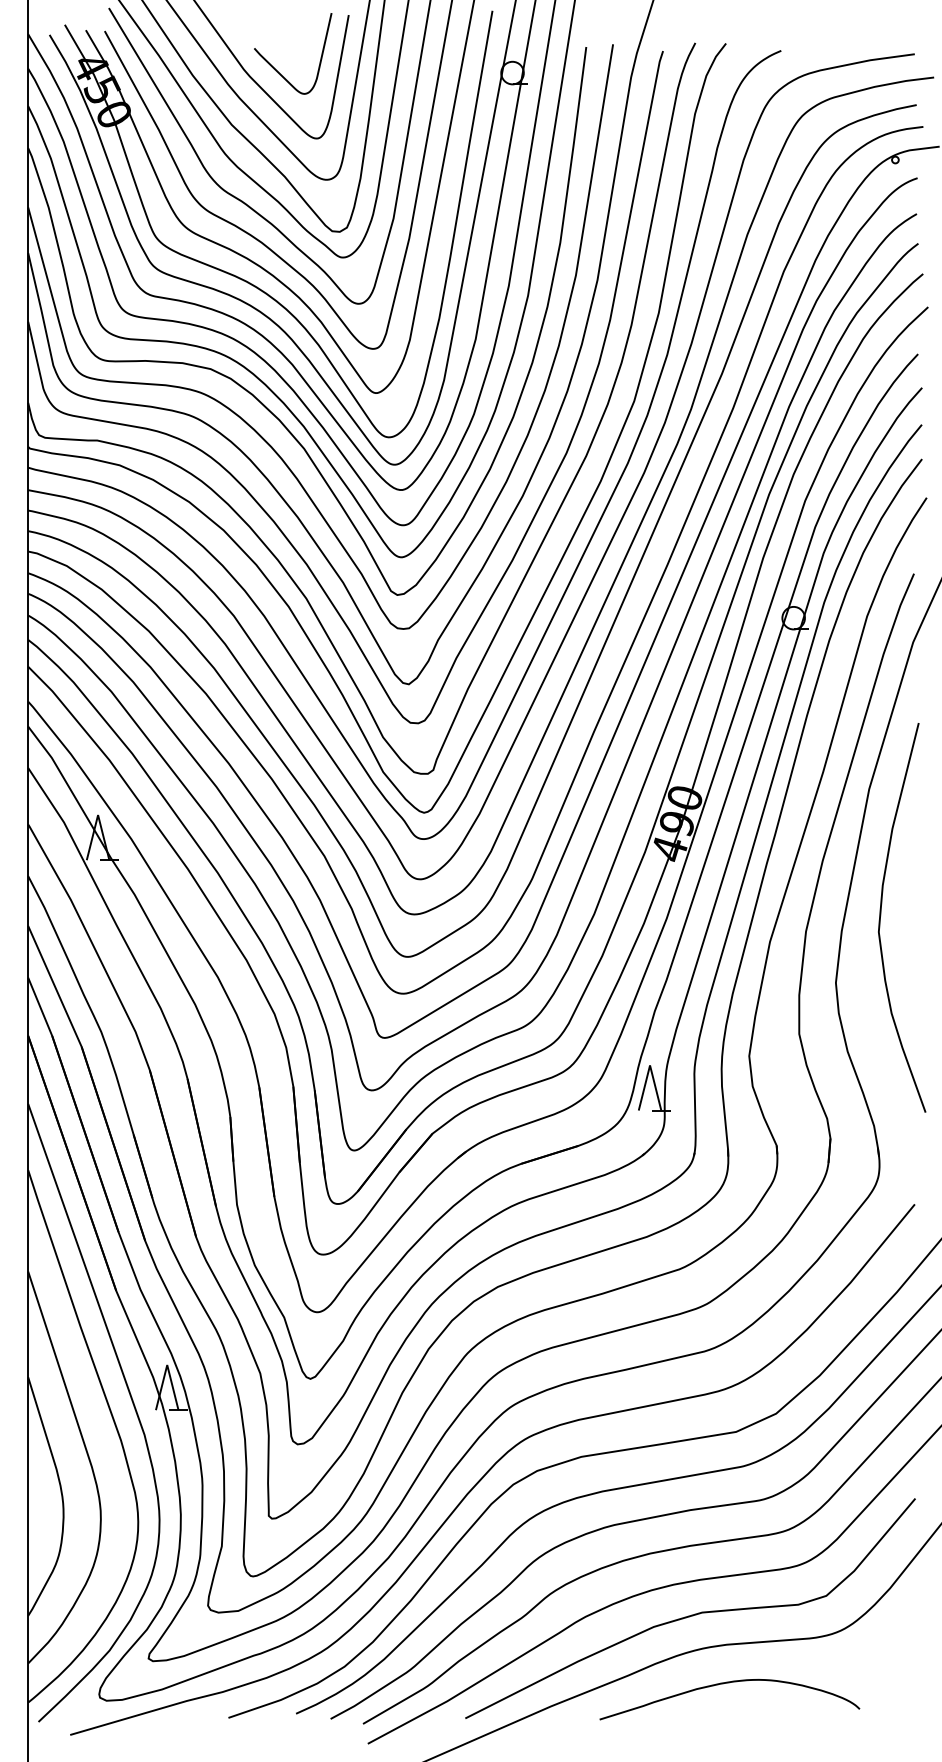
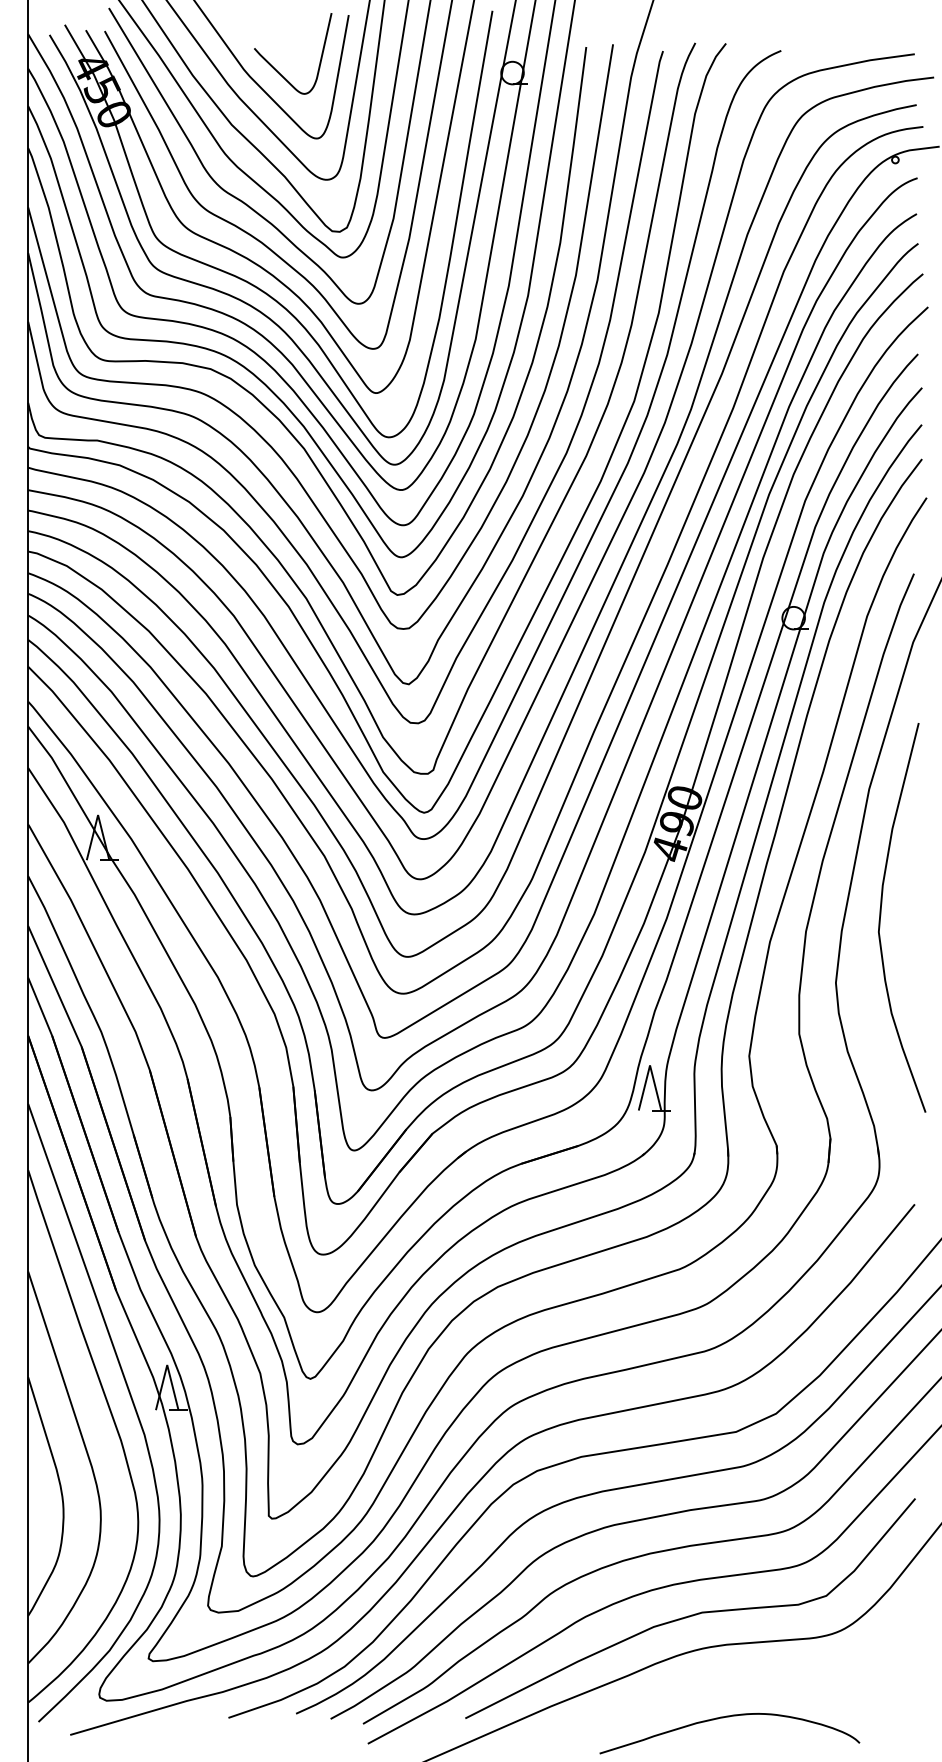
curve position: (729, 1683) -> (729, 1717) (729, 1717)
